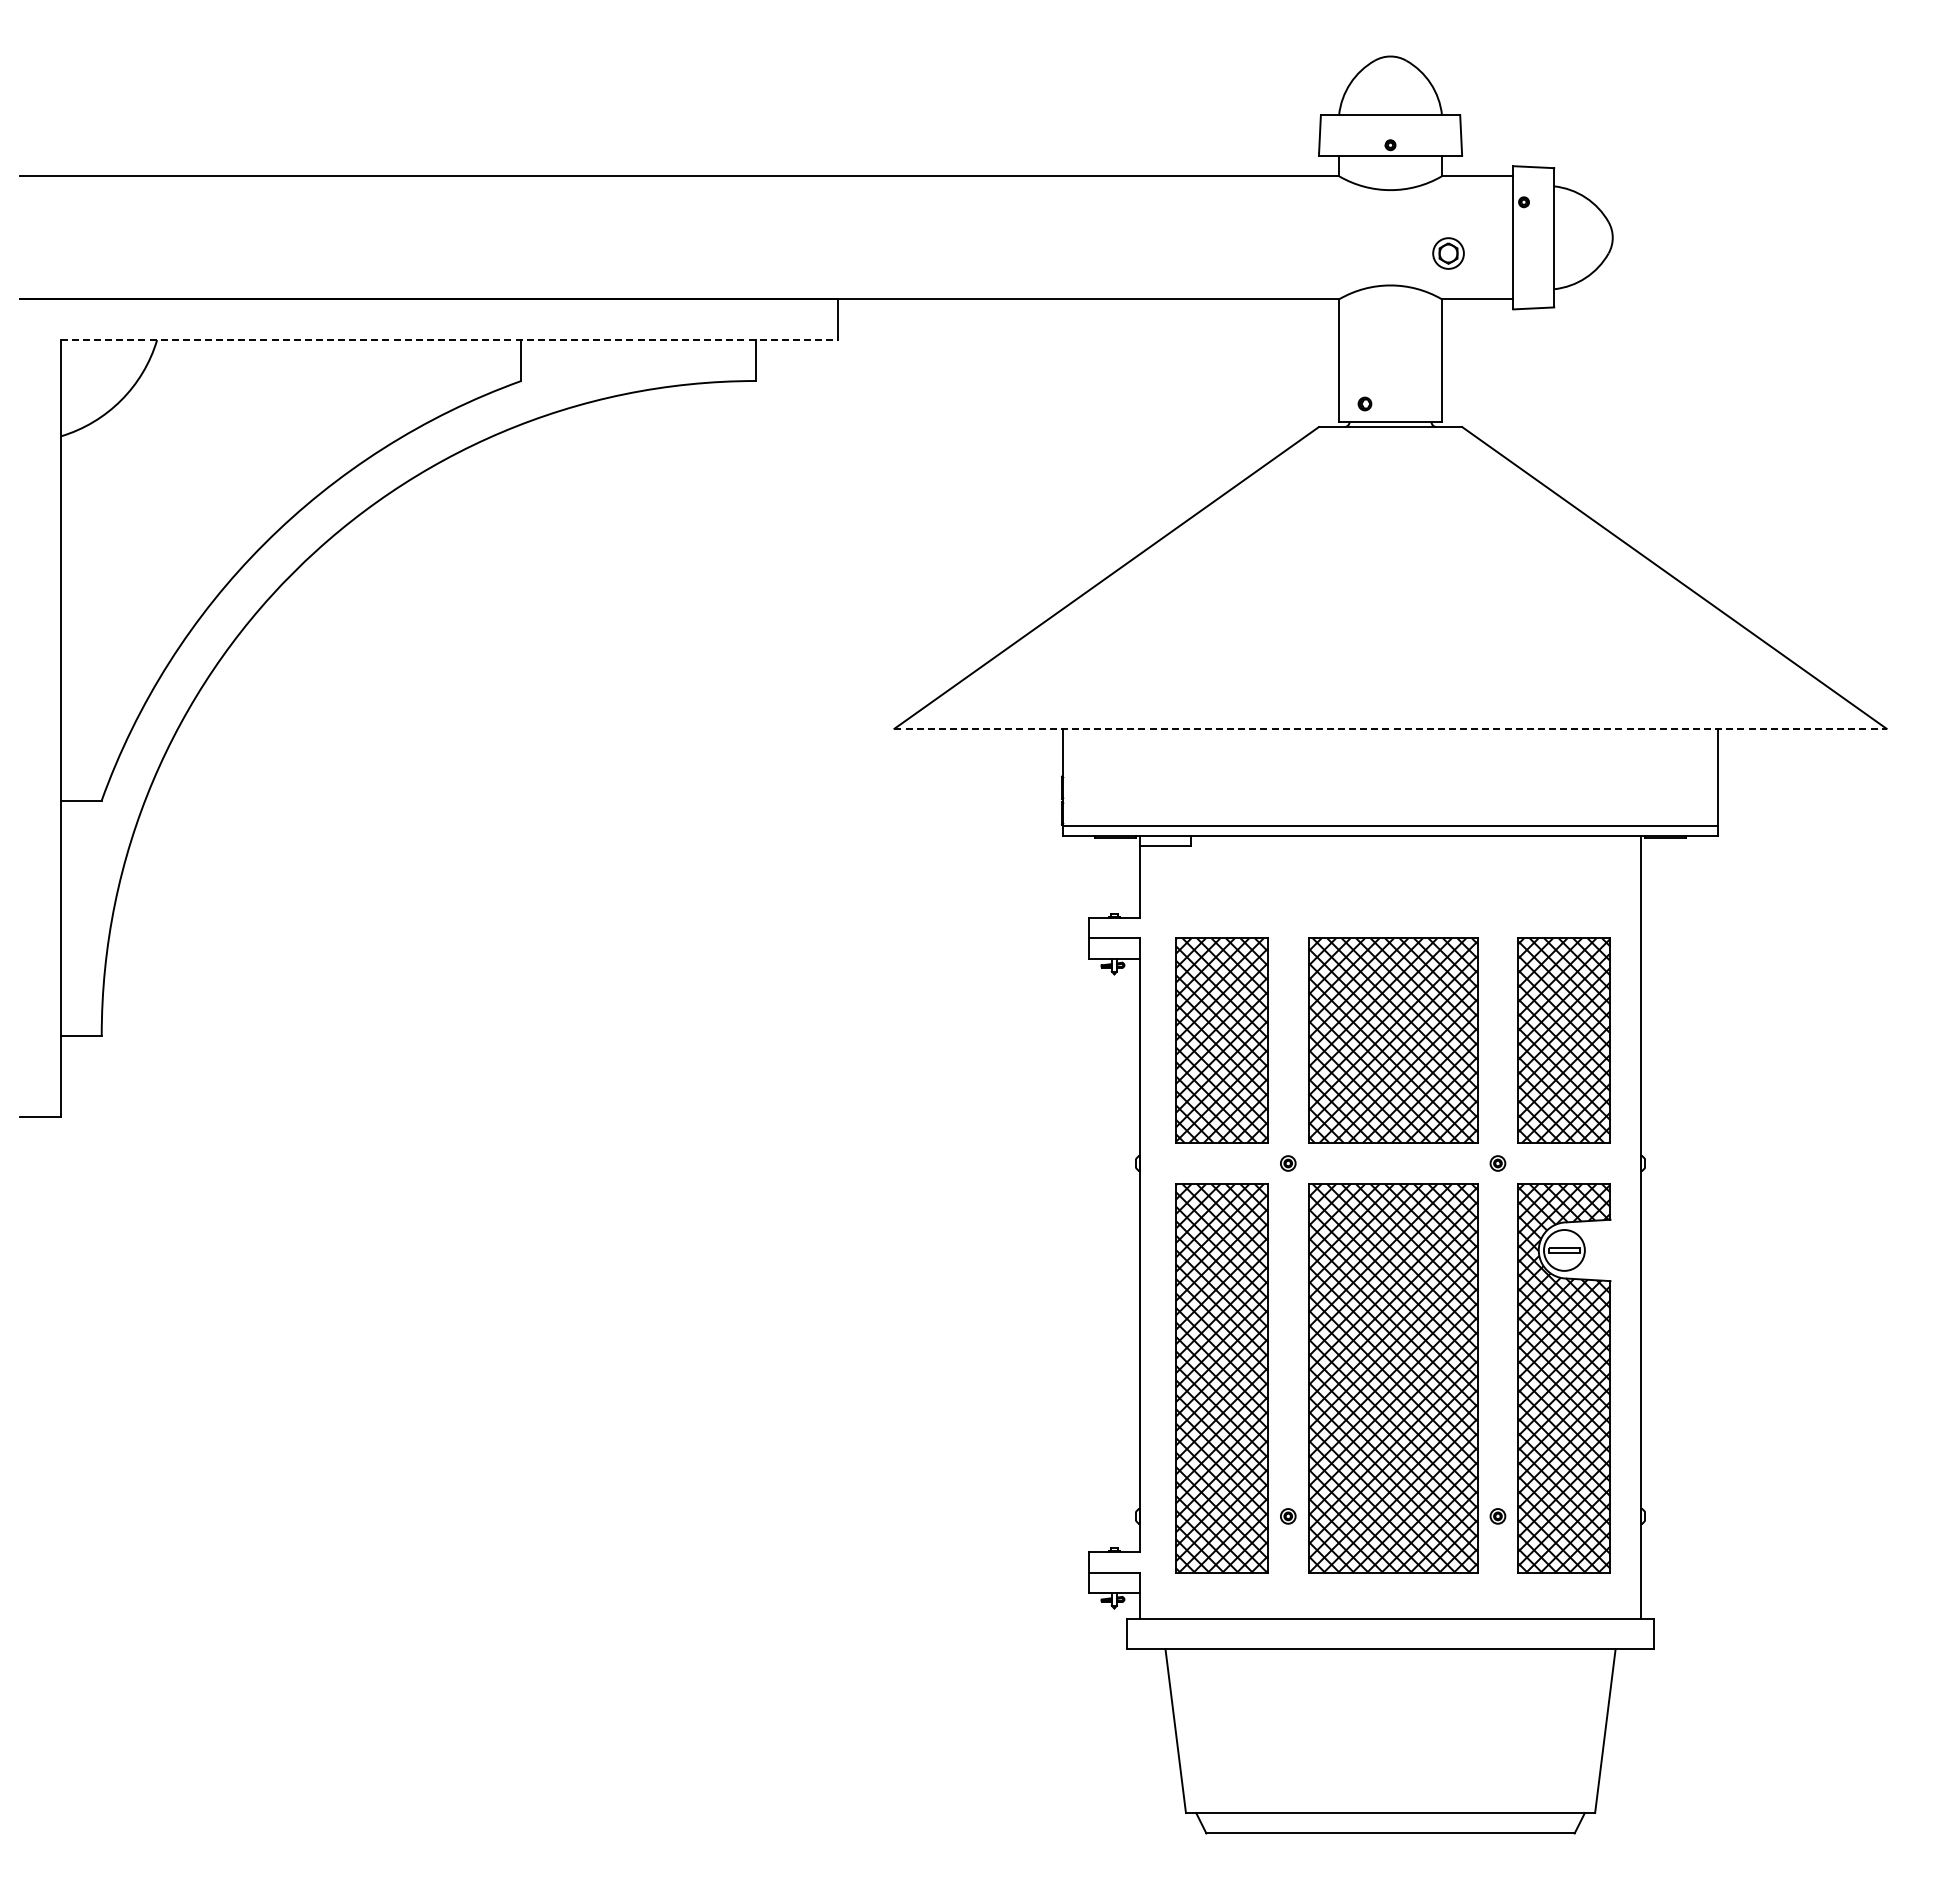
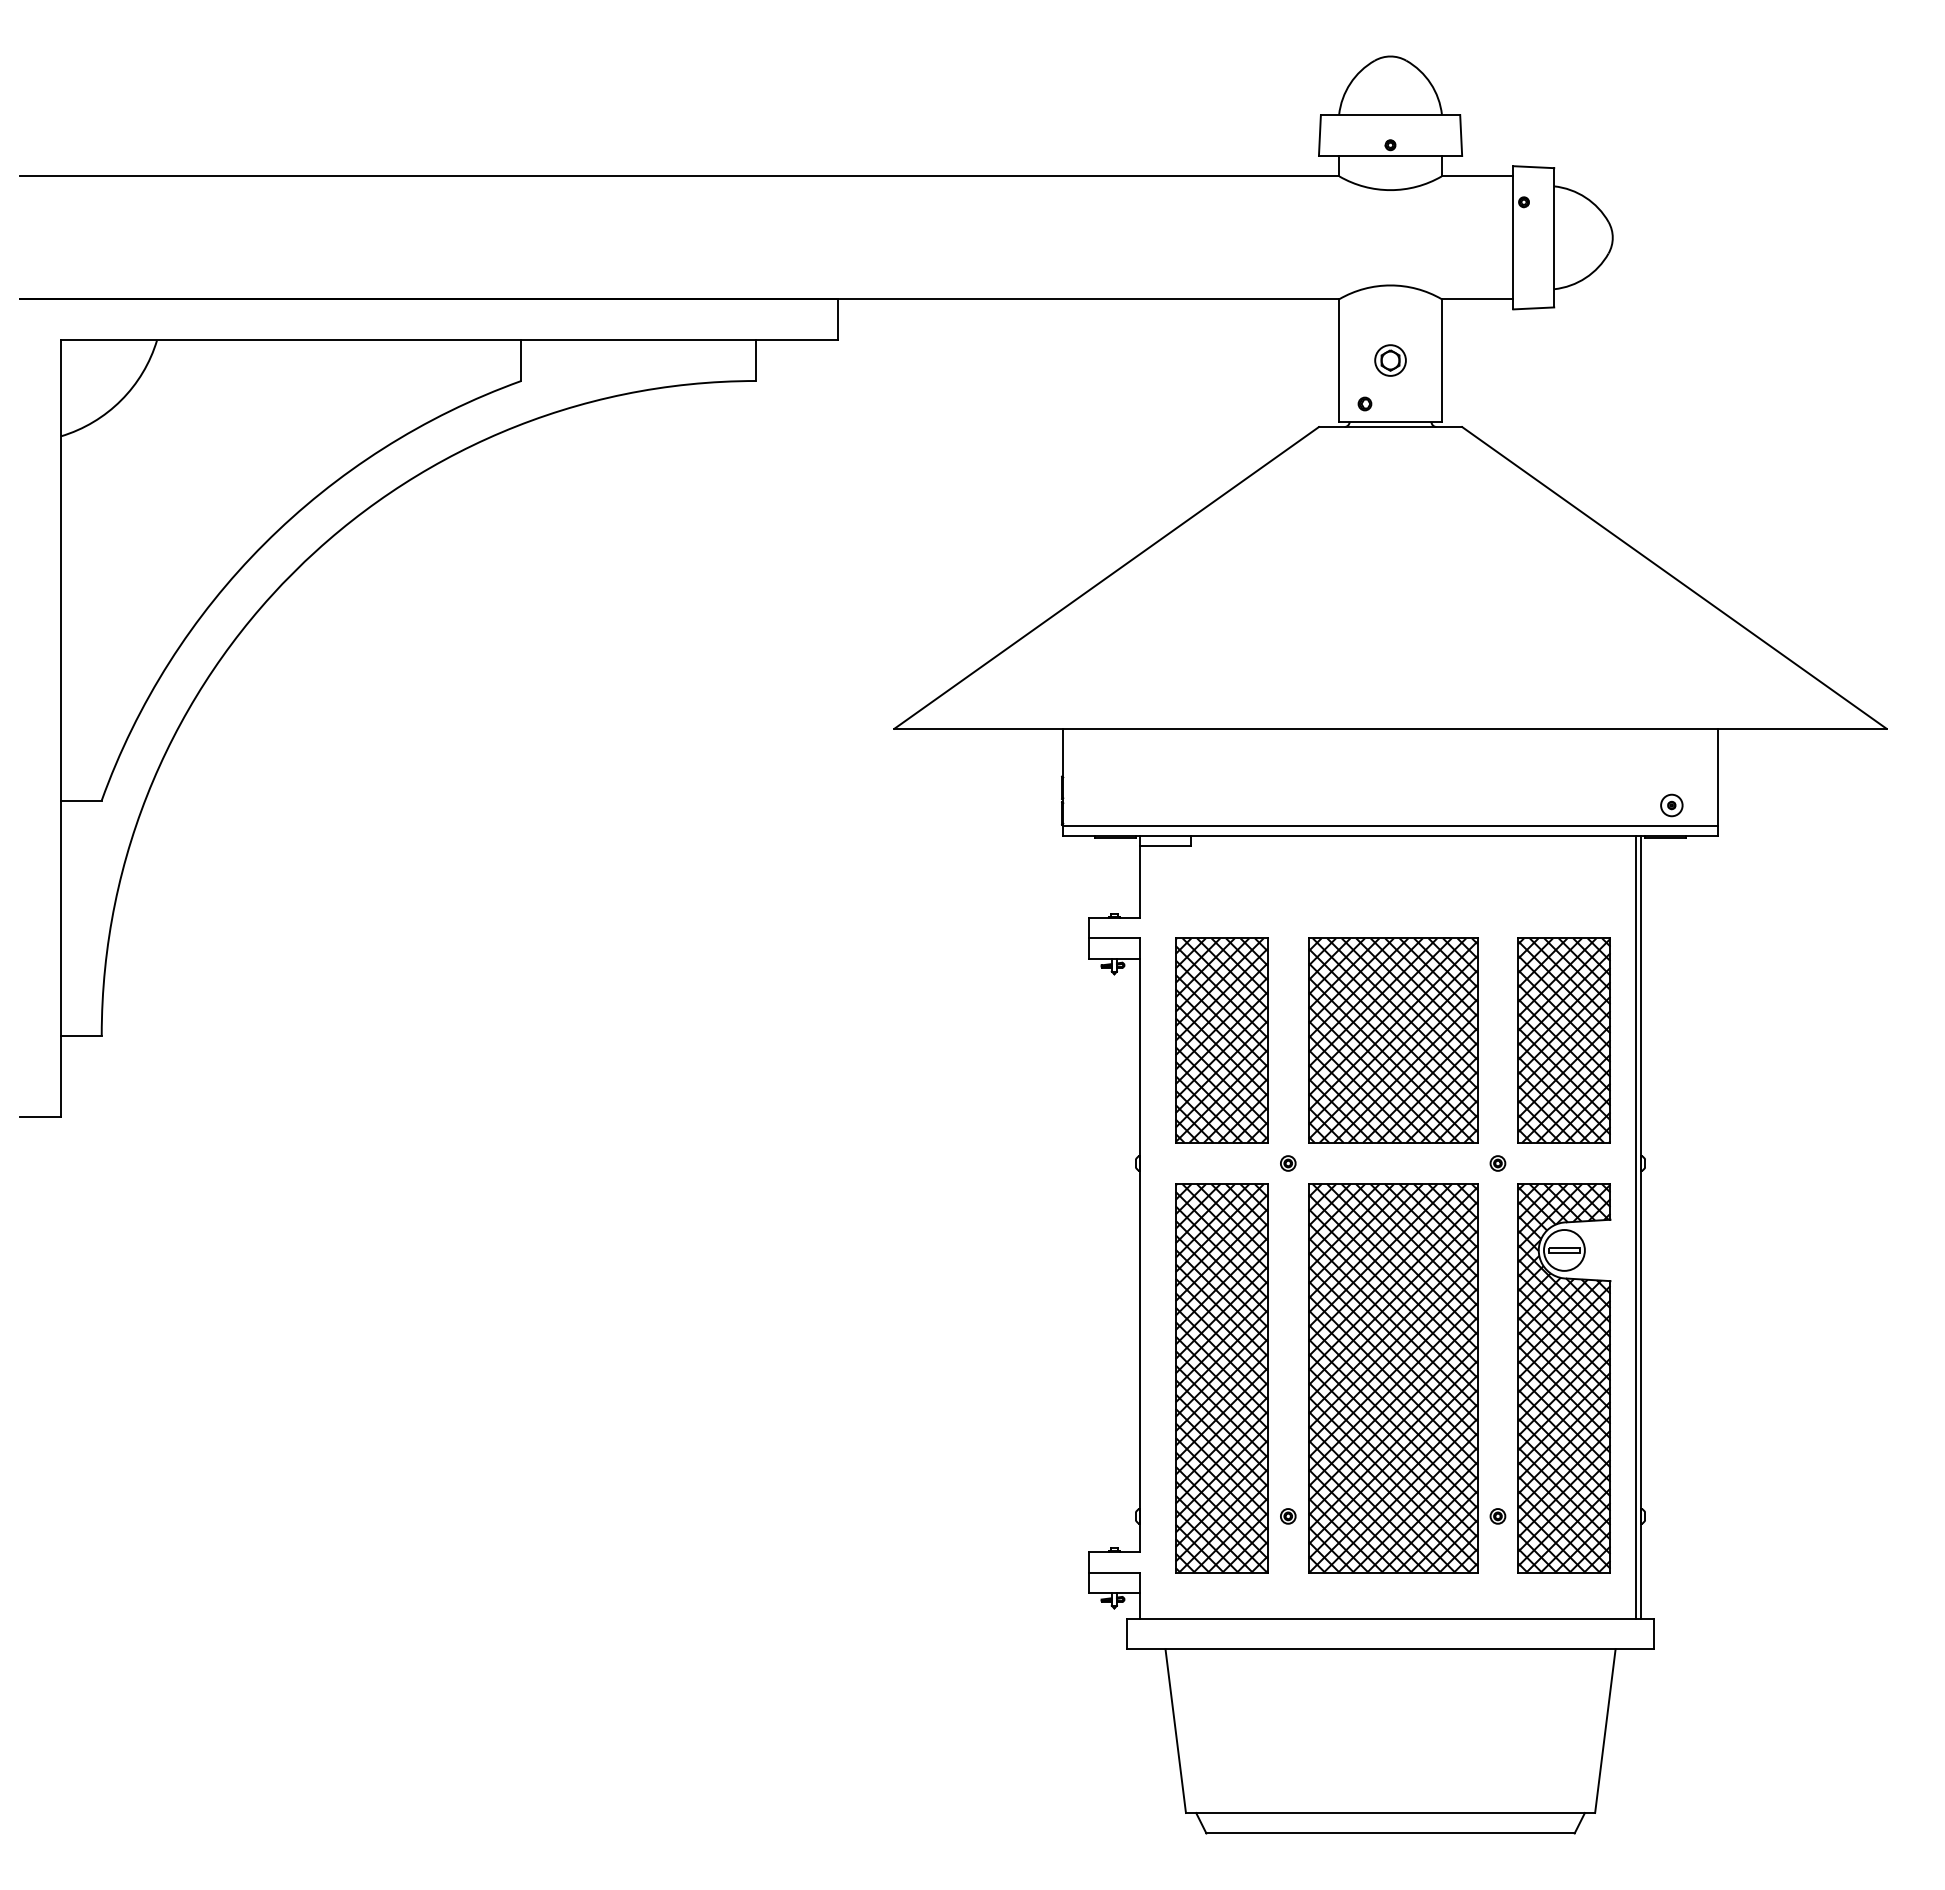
part position: (1448, 253) -> (1390, 360) (1390, 360)
line: dashed -> solid (449, 340)
line: dashed -> solid (1391, 728)
part: none -> present (1671, 805)
line: none -> present (1636, 1227)
